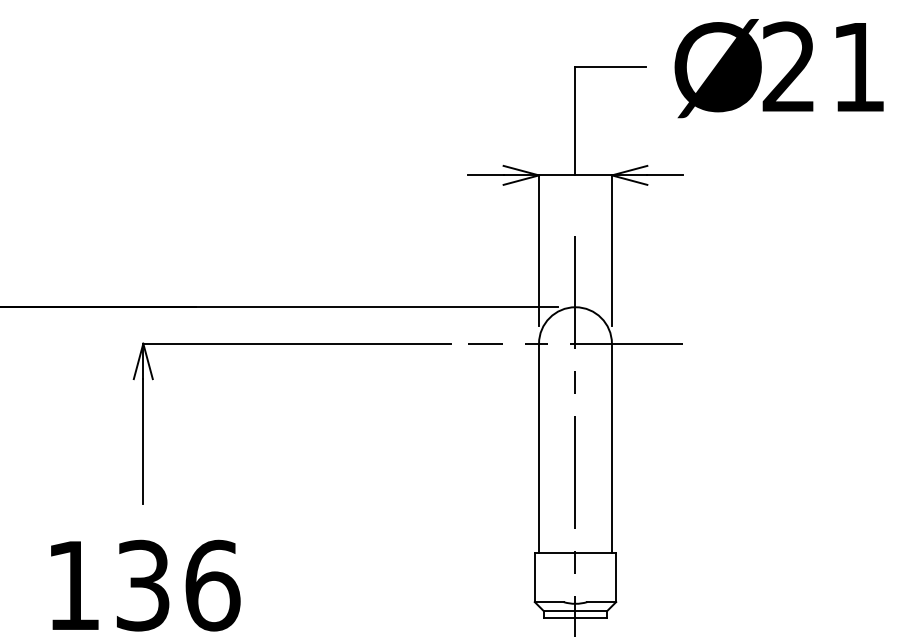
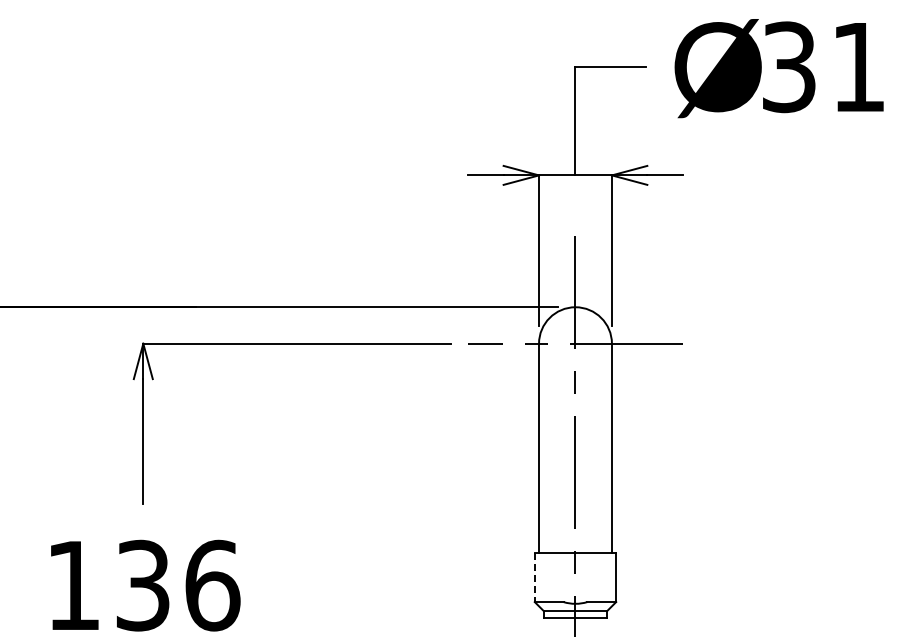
text: 21 -> 31 (788, 67)
line: solid -> dashed (534, 577)
